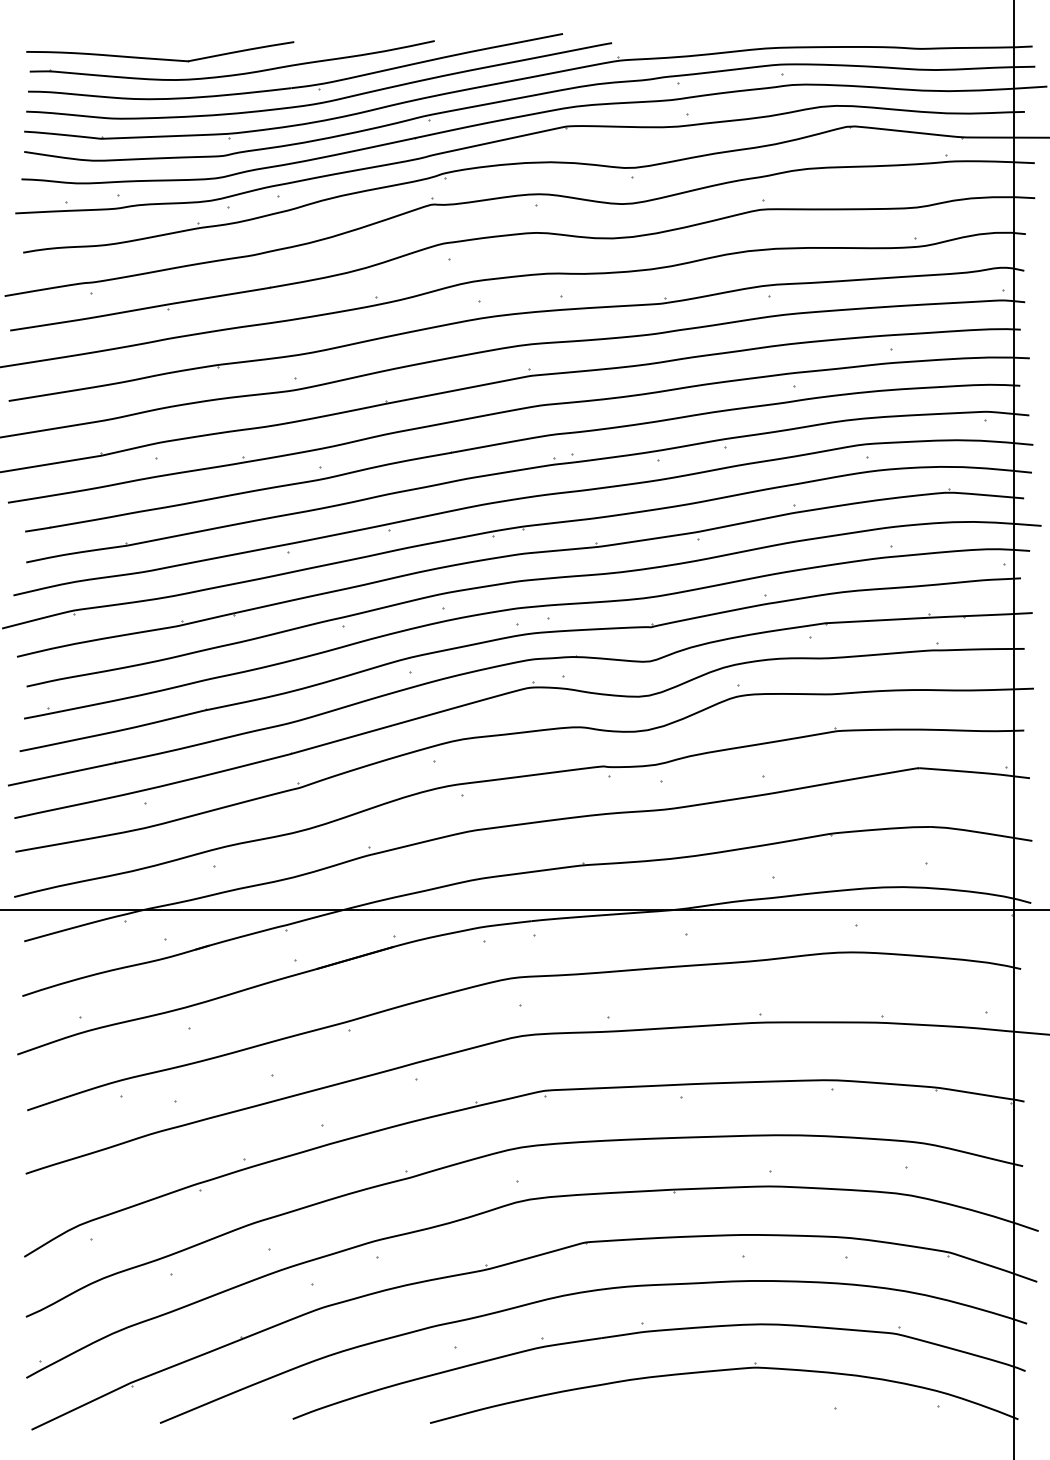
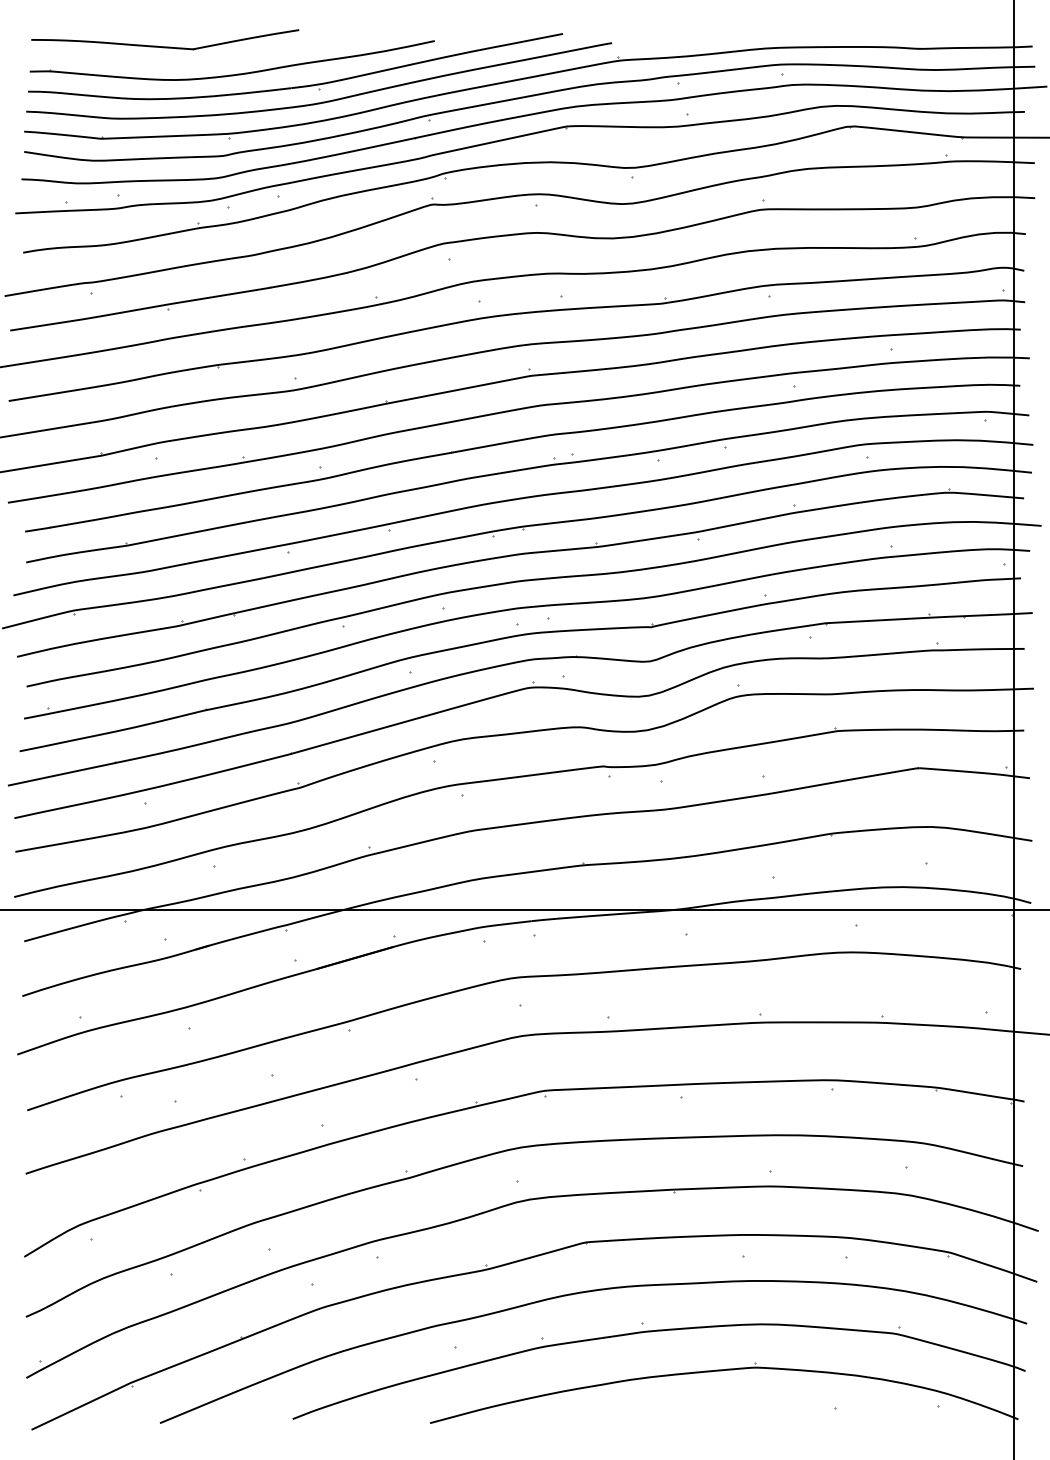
part position: (160, 58) -> (165, 46) (165, 46)
